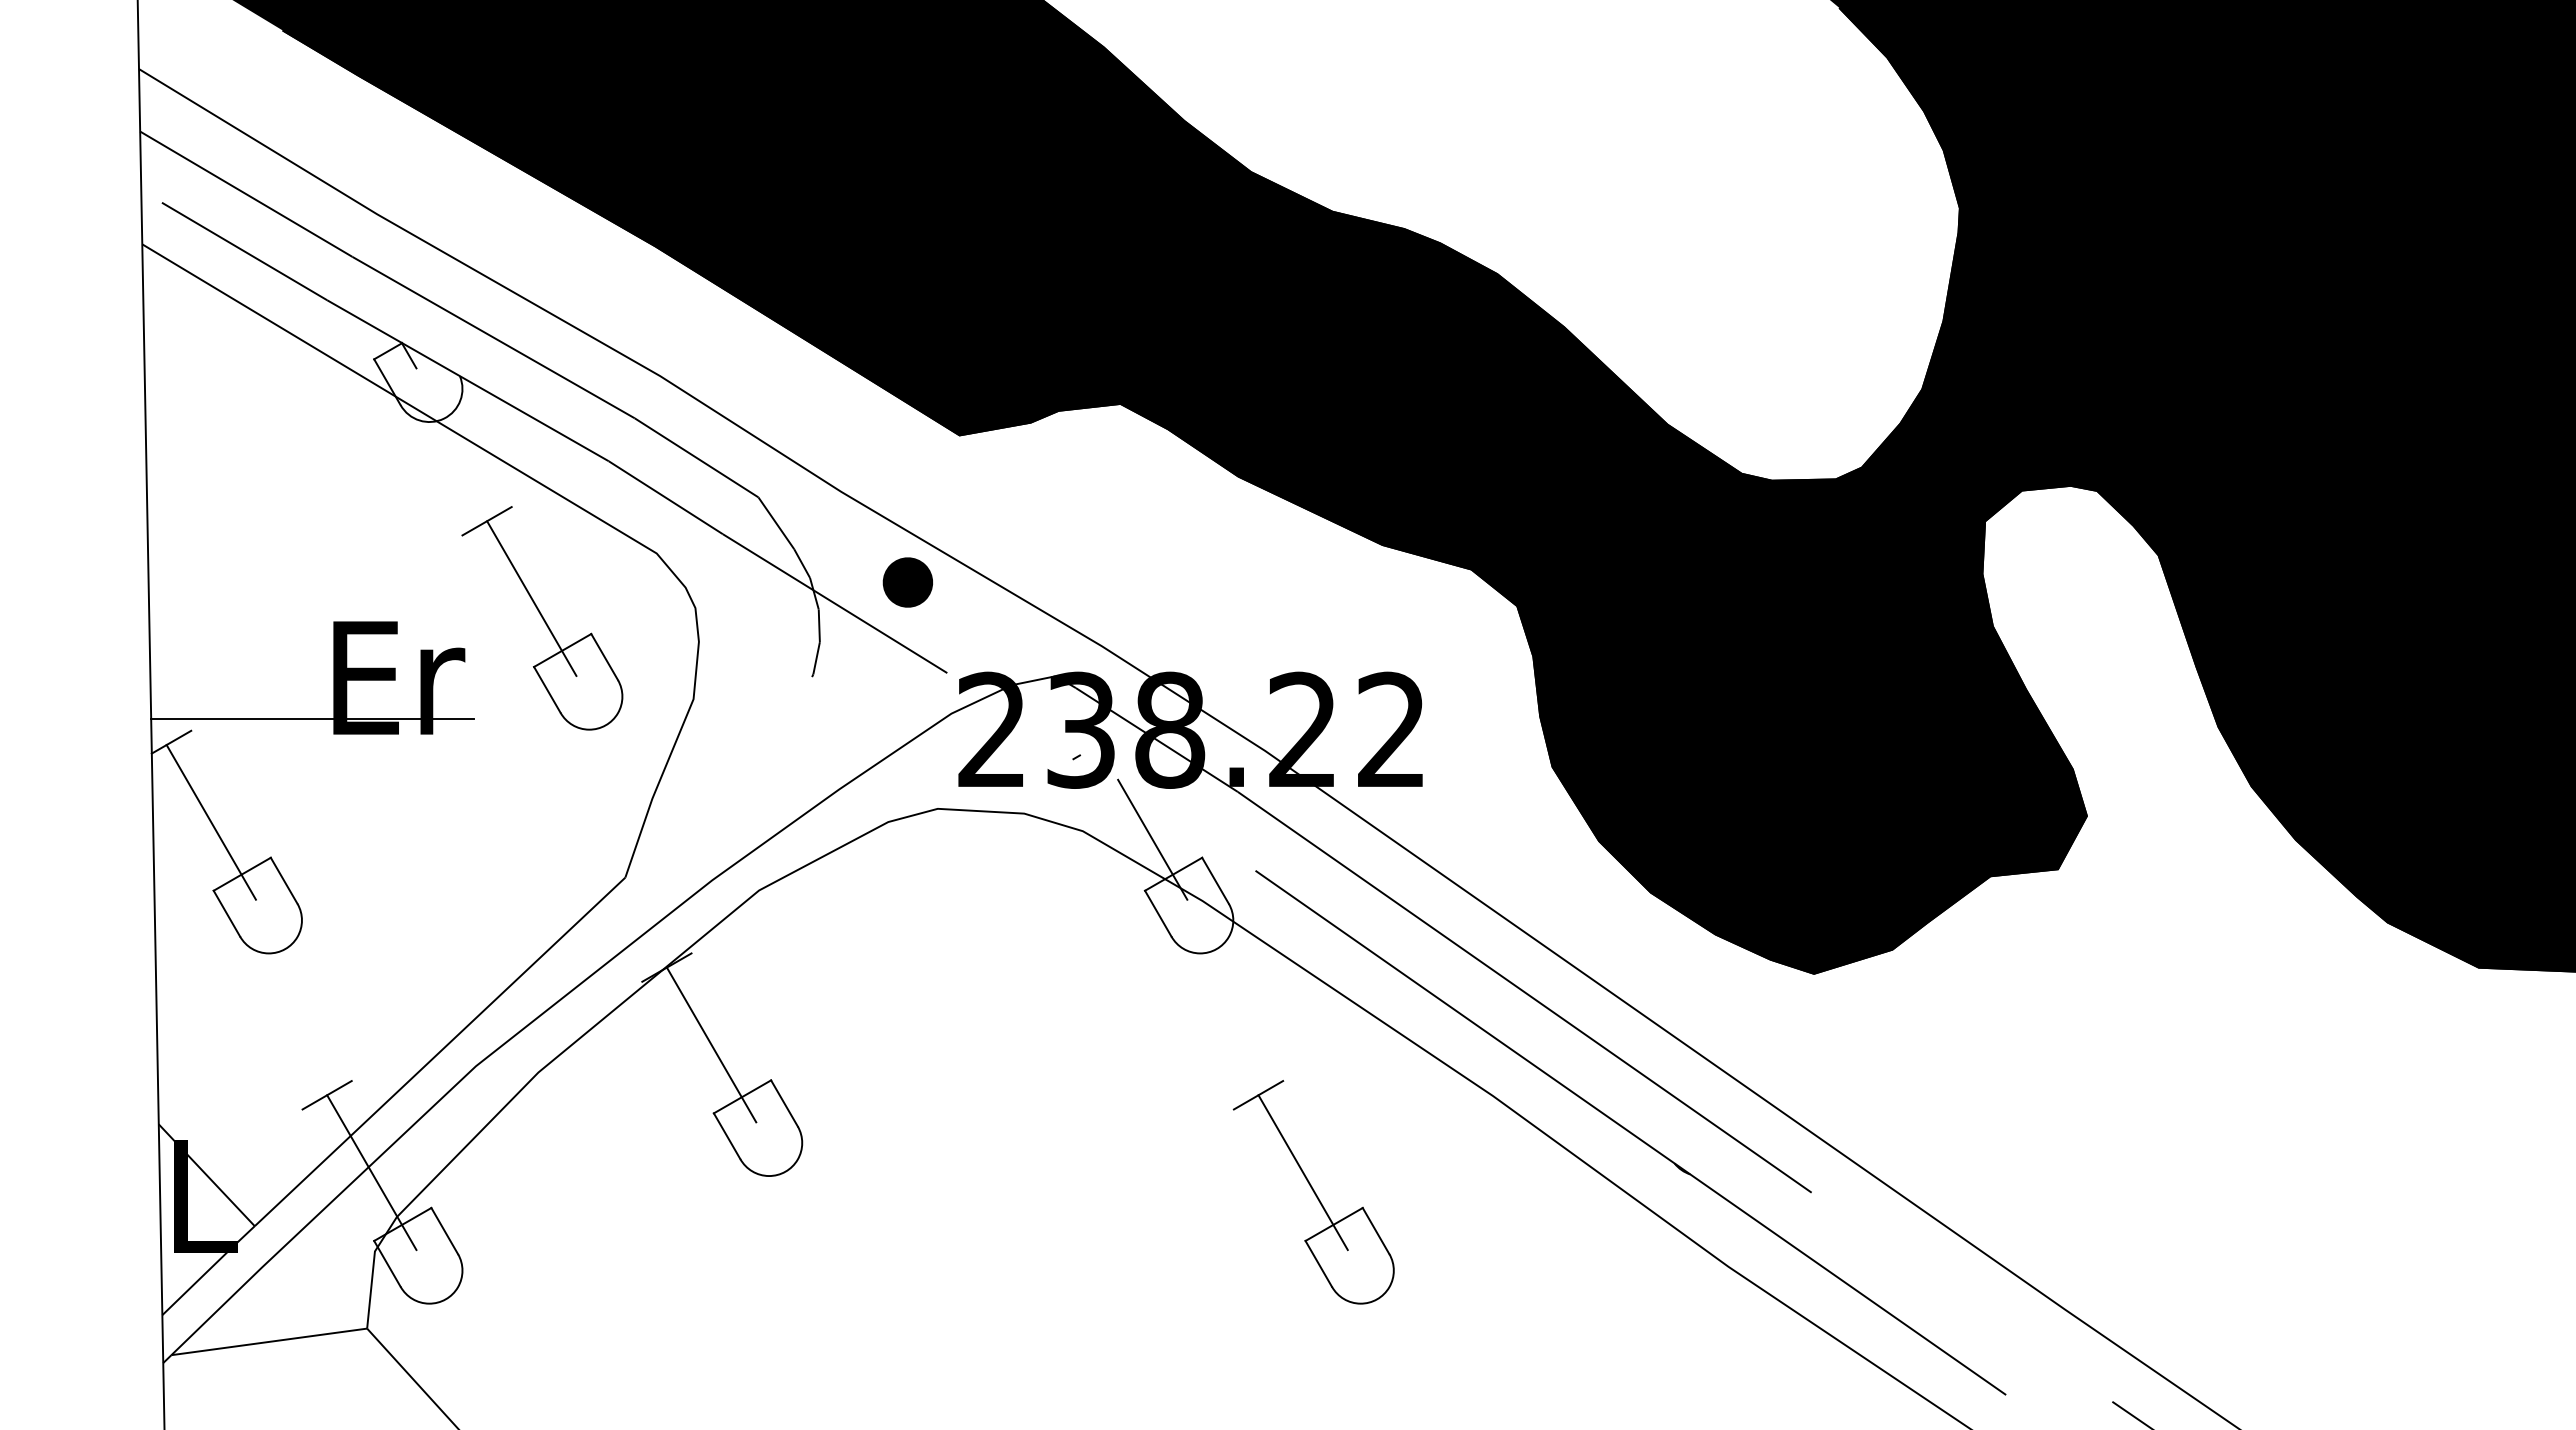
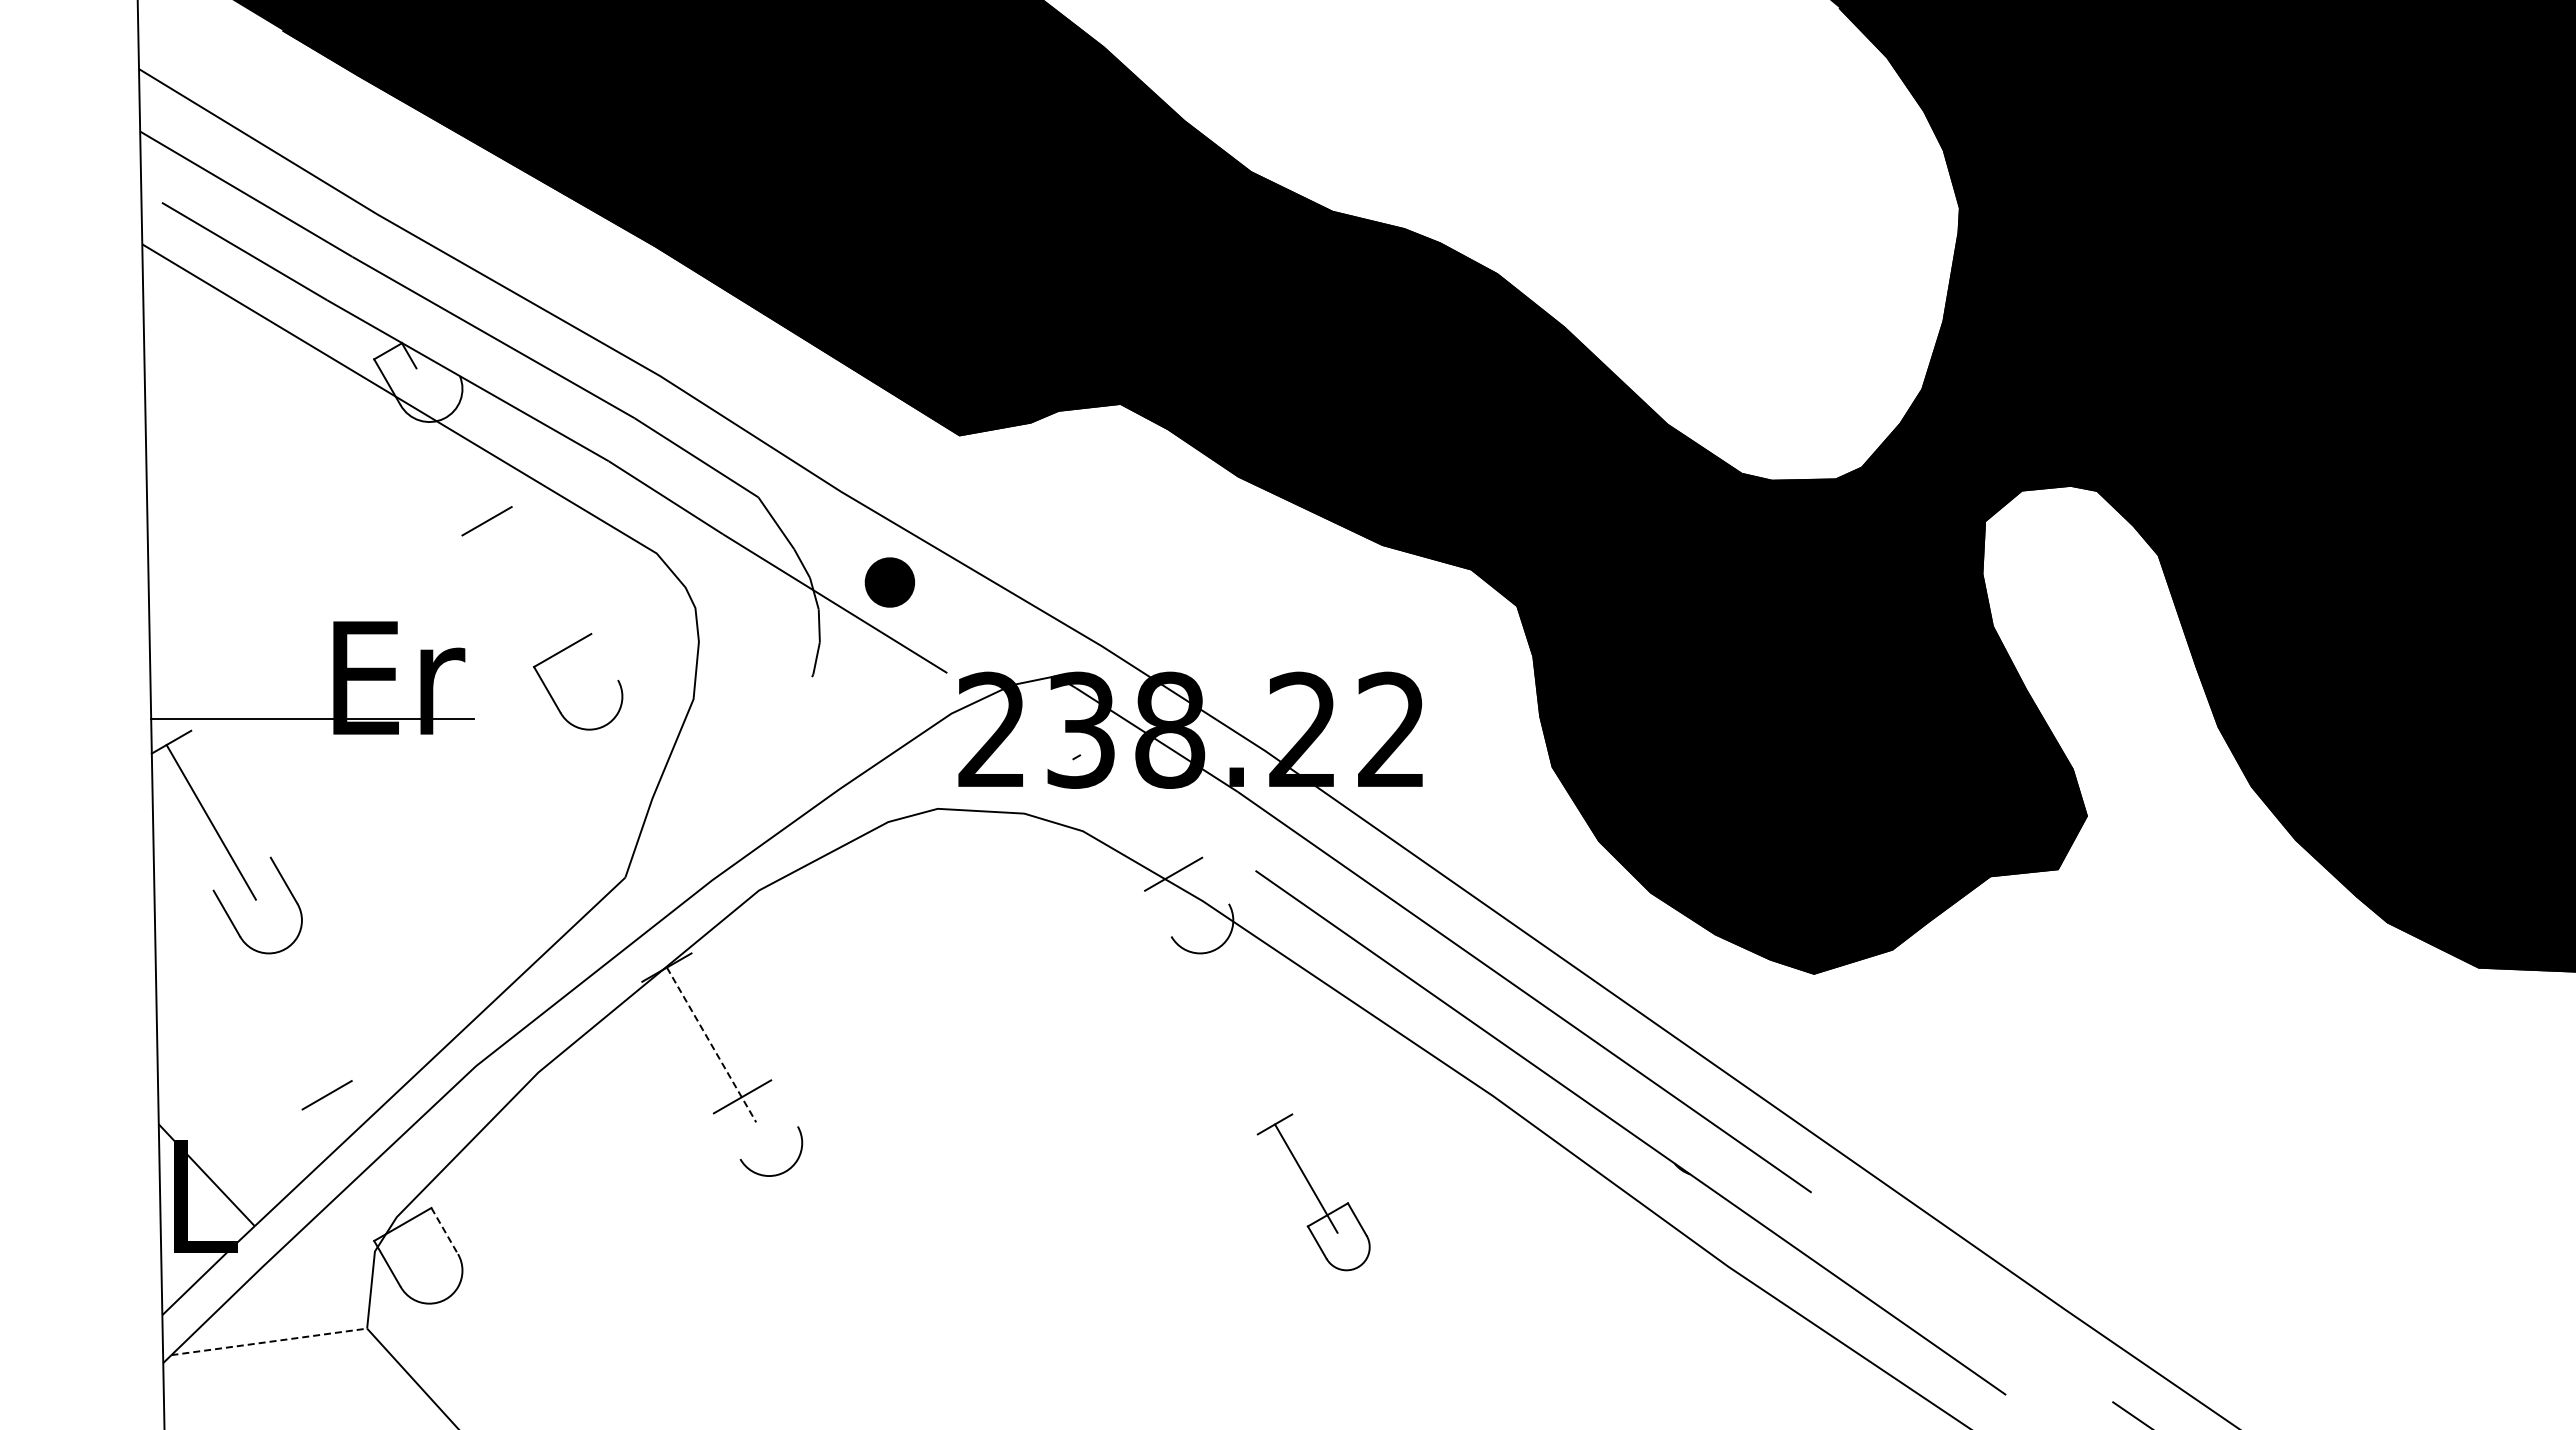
part position: (907, 582) -> (889, 582) (889, 582)
line: present -> none (531, 598)
line: present -> none (604, 657)
line: present -> none (1152, 839)
line: present -> none (241, 873)
line: present -> none (1215, 880)
line: present -> none (1158, 913)
line: solid -> dashed (711, 1045)
line: present -> none (784, 1103)
line: present -> none (726, 1136)
line: present -> none (371, 1172)
part size: 163x225 px -> 115x159 px (1313, 1192)
line: solid -> dashed (444, 1231)
line: solid -> dashed (269, 1341)
